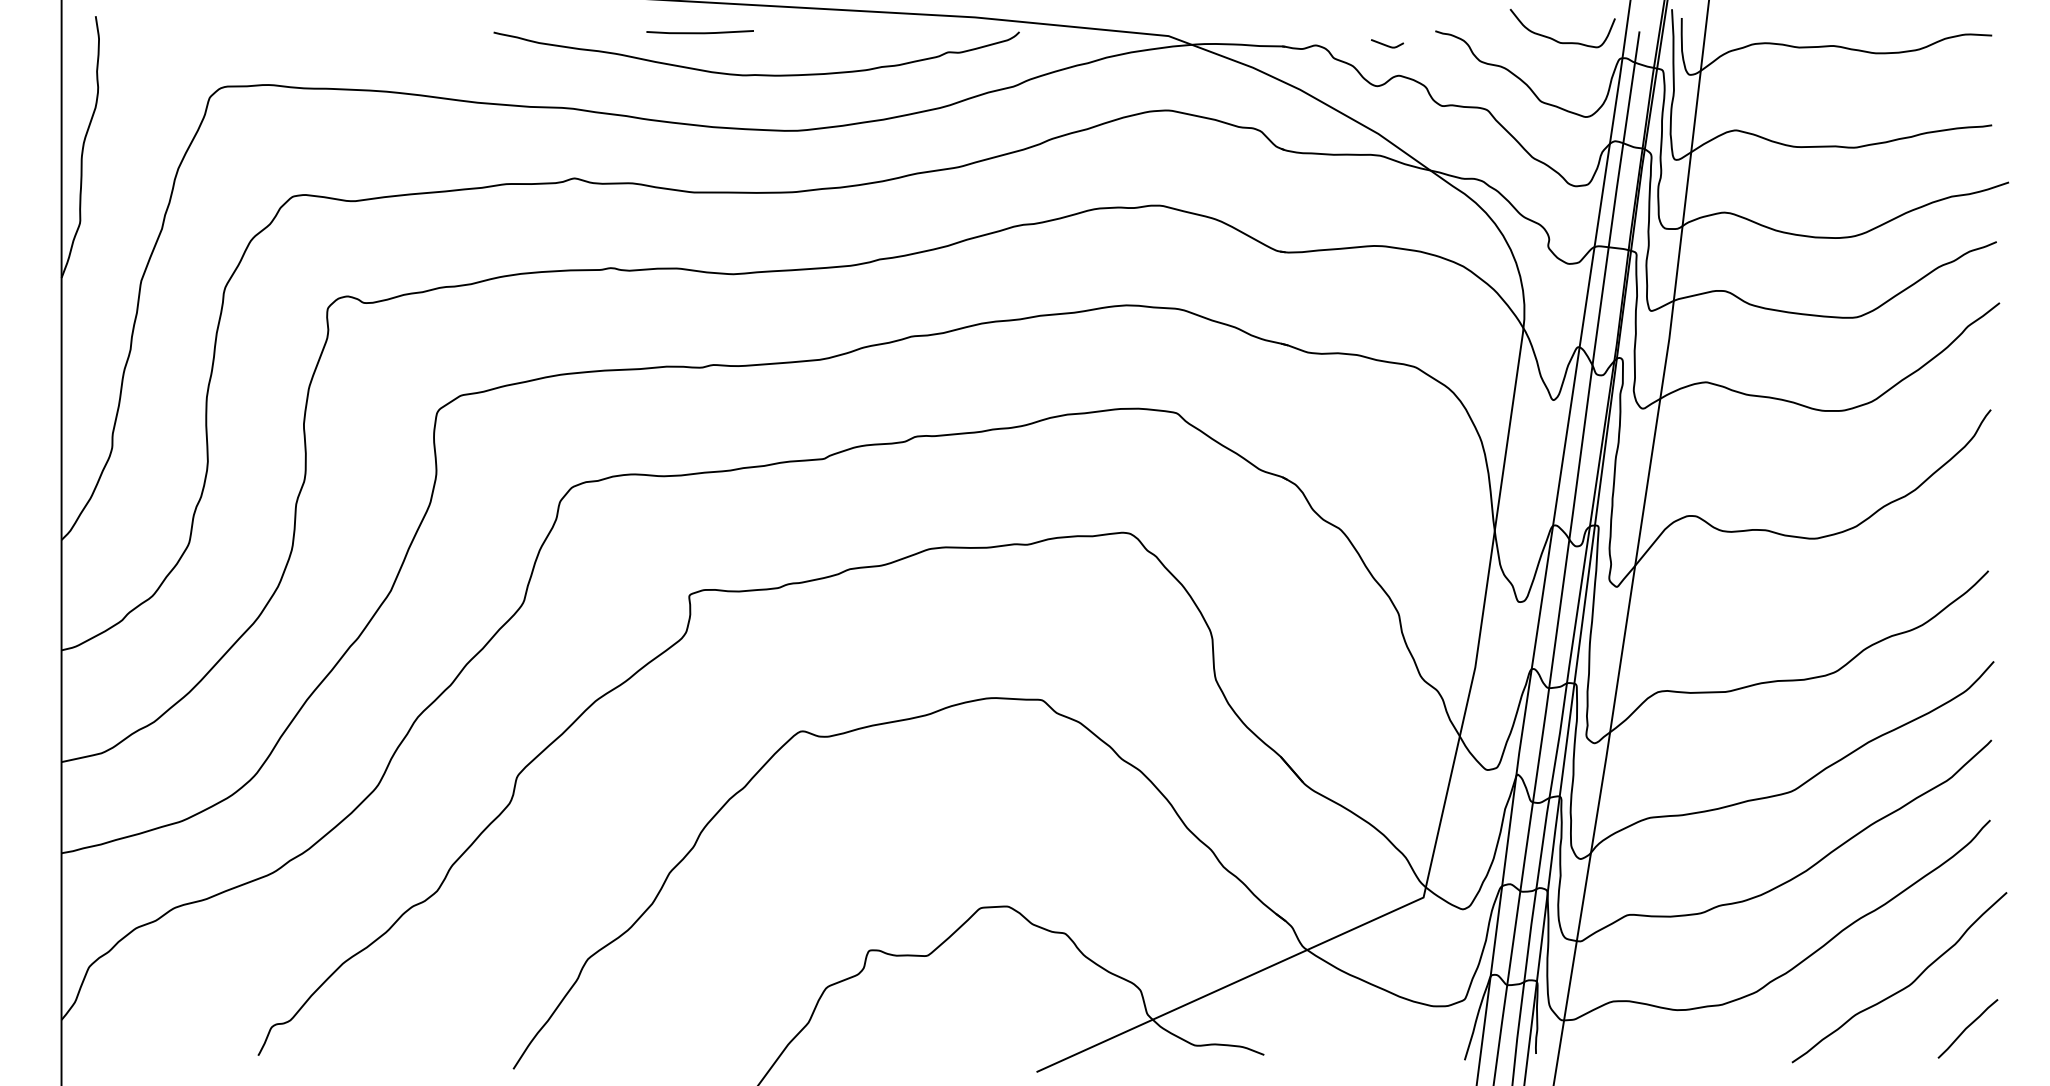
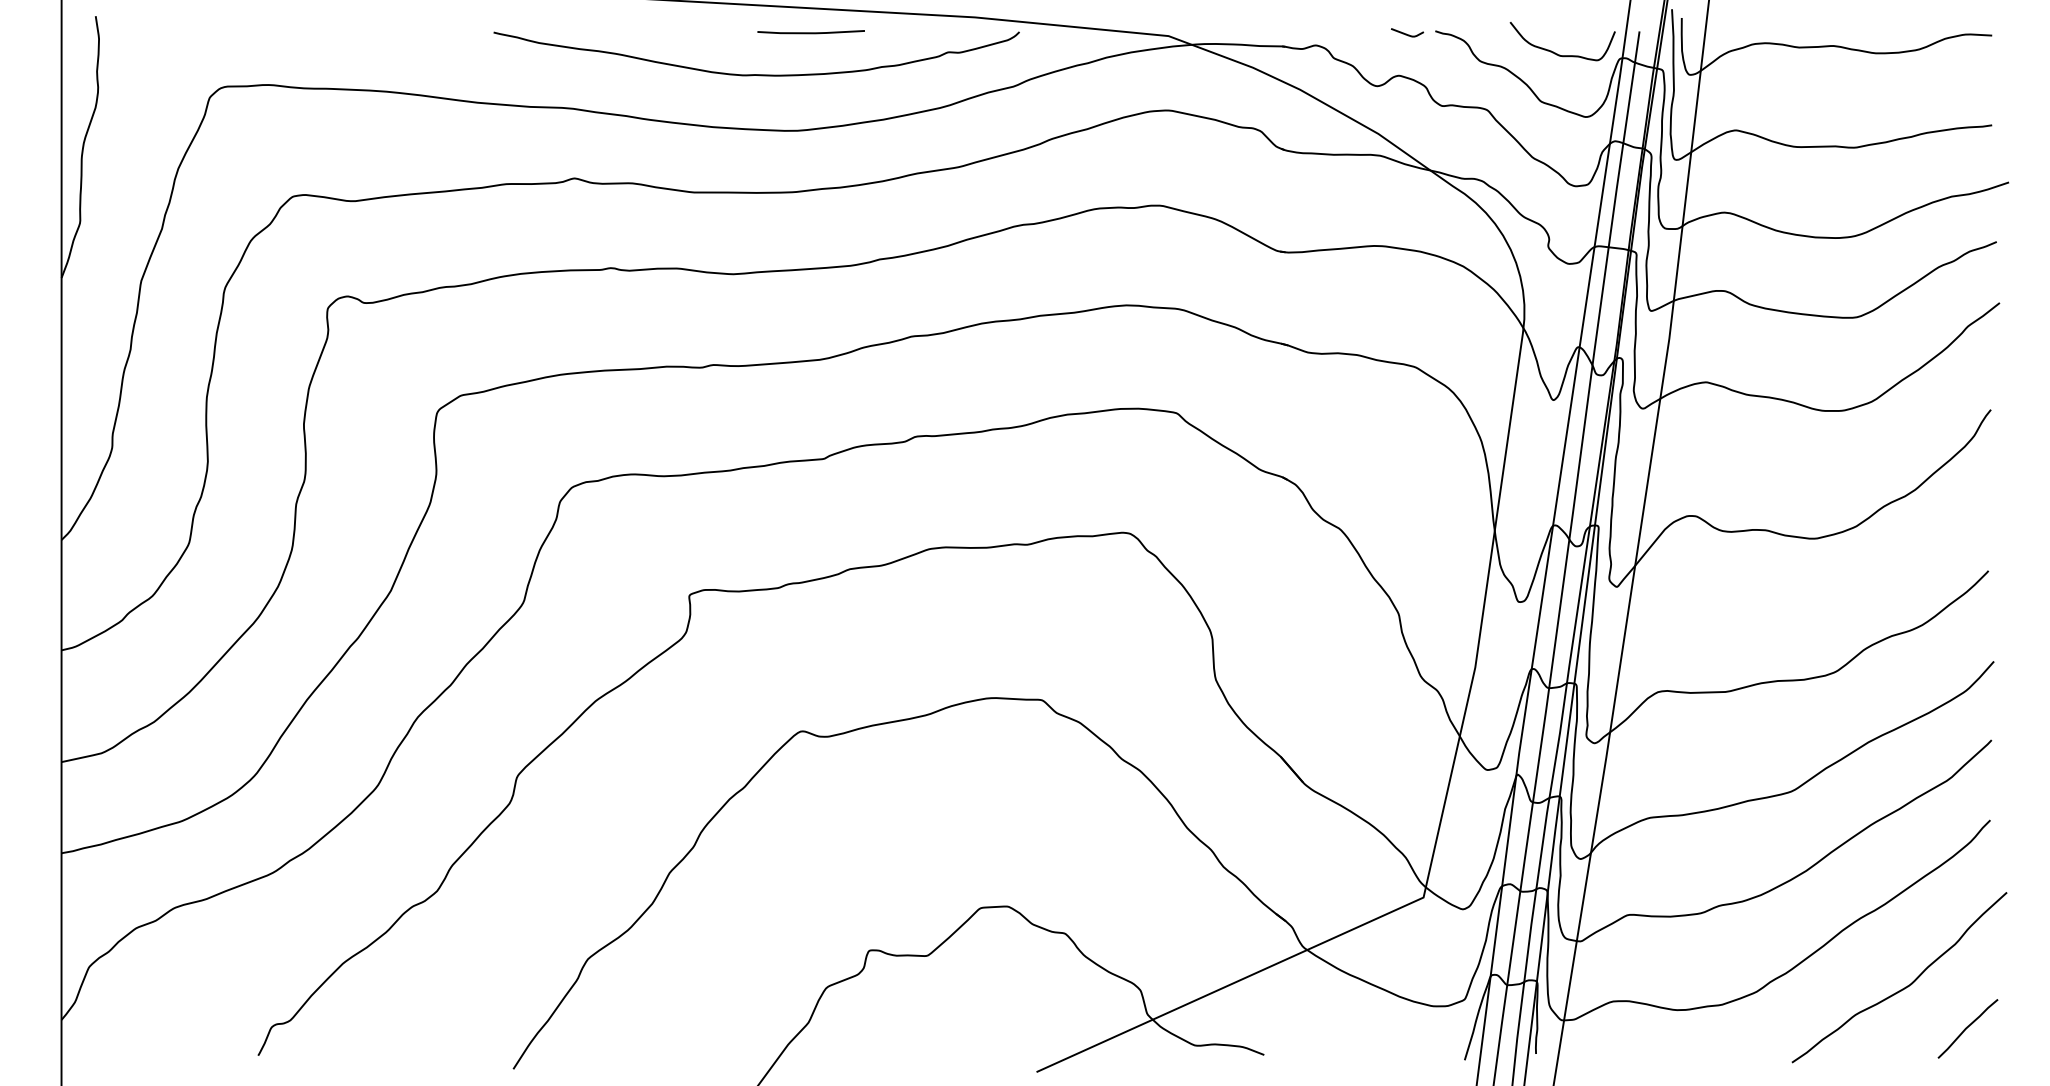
line position: (699, 32) -> (810, 32) (810, 32)
curve position: (1557, 40) -> (1557, 53) (1557, 53)
curve position: (1386, 44) -> (1406, 33) (1406, 33)
